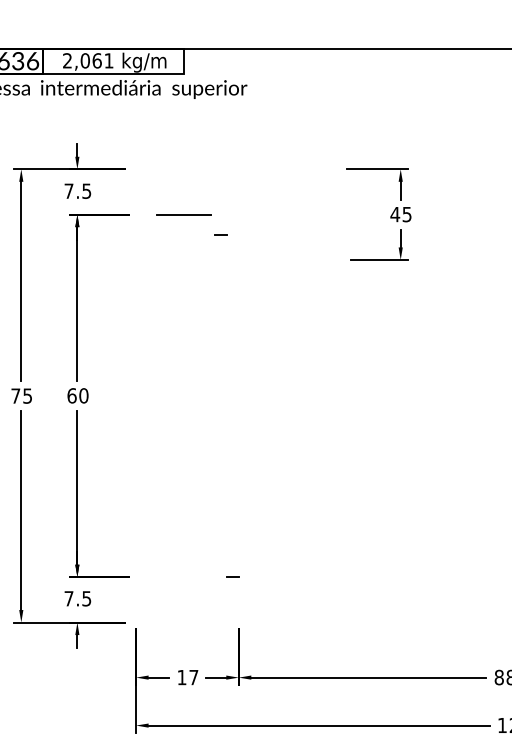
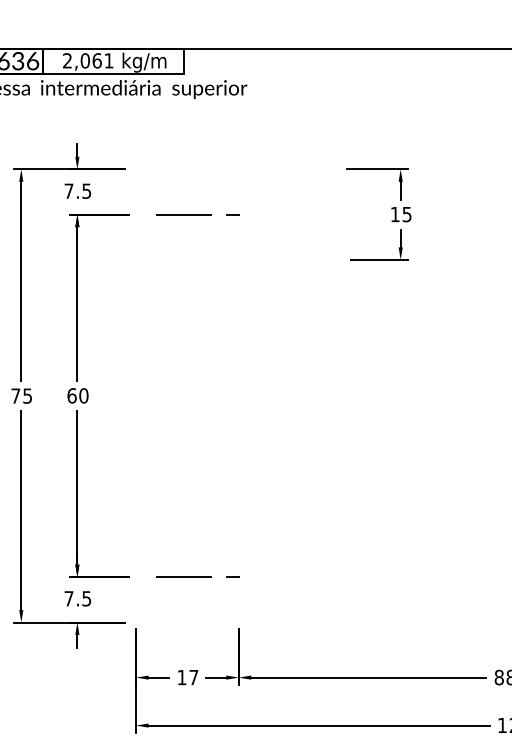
text: 45 -> 15 (395, 214)
line position: (220, 234) -> (232, 214) (232, 214)
line: none -> present (183, 577)
